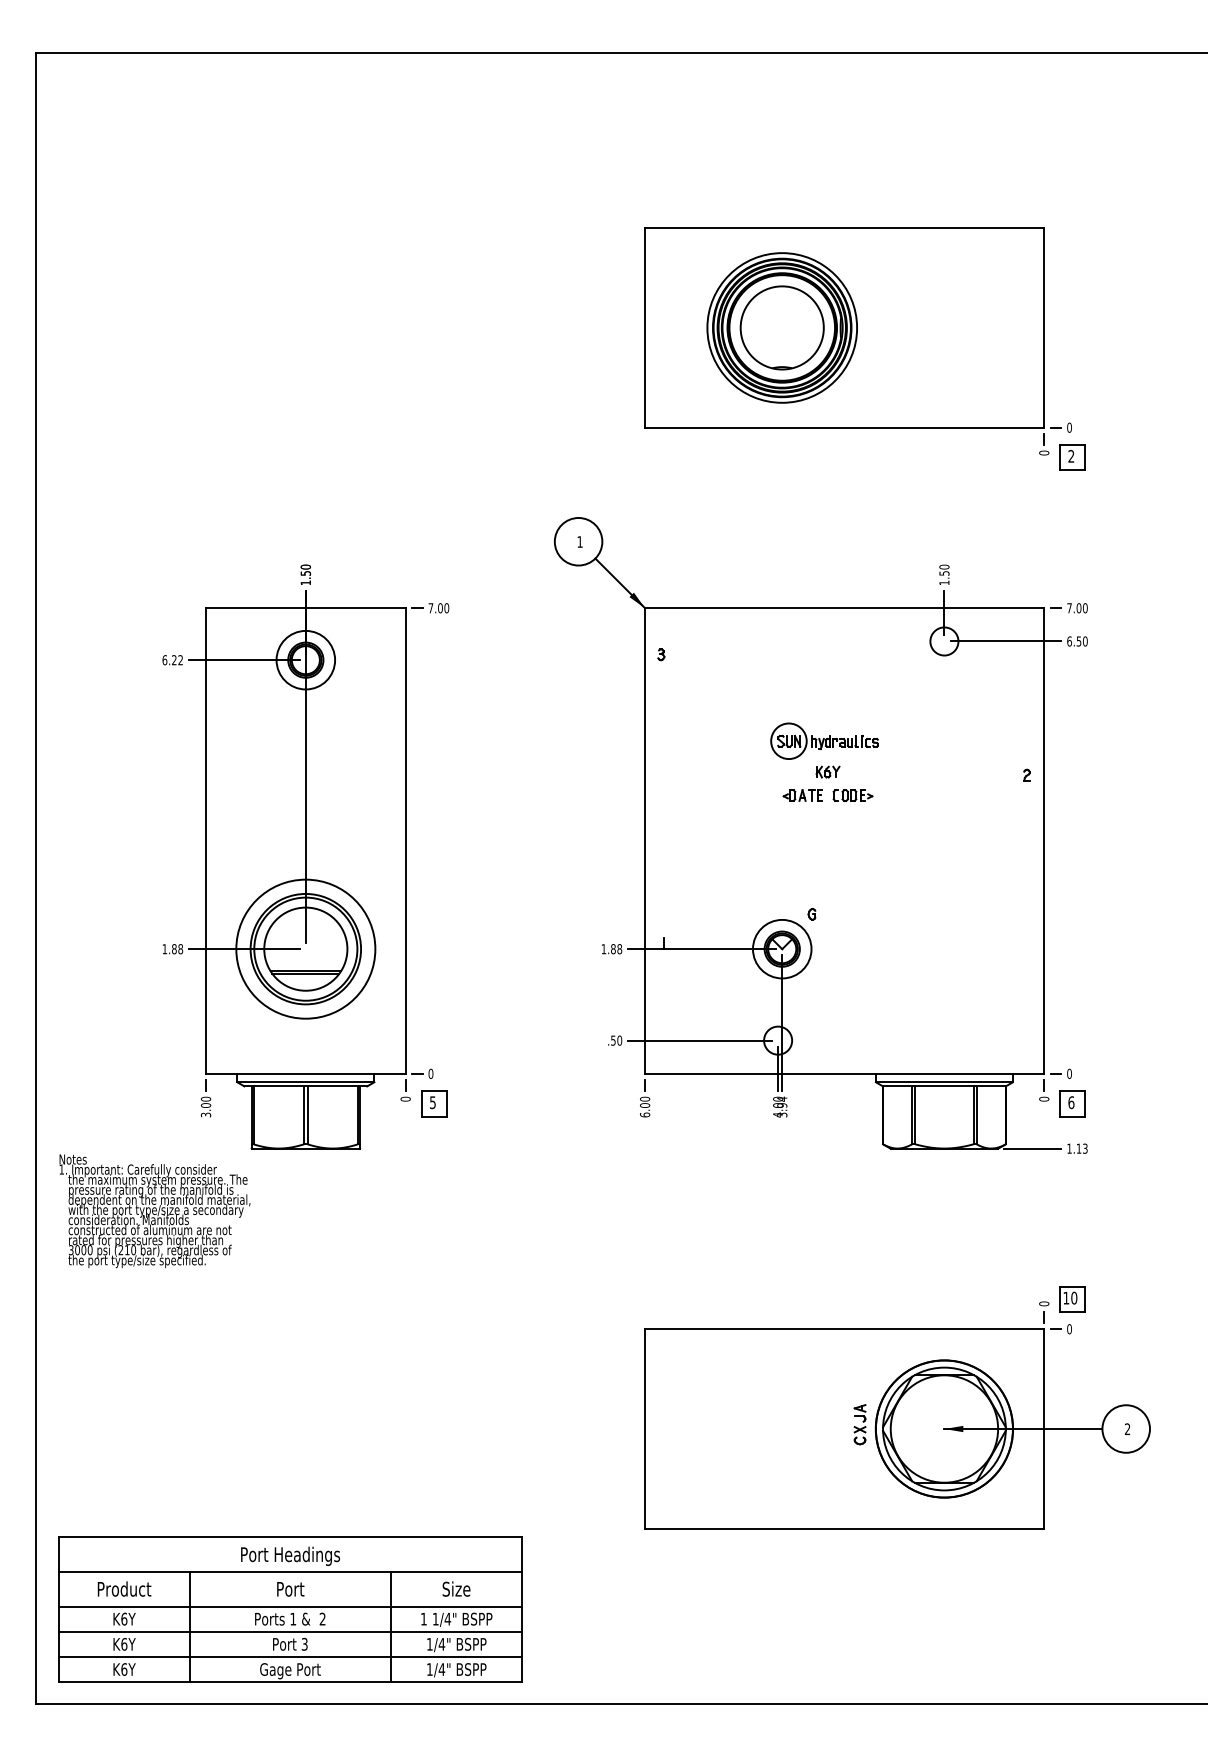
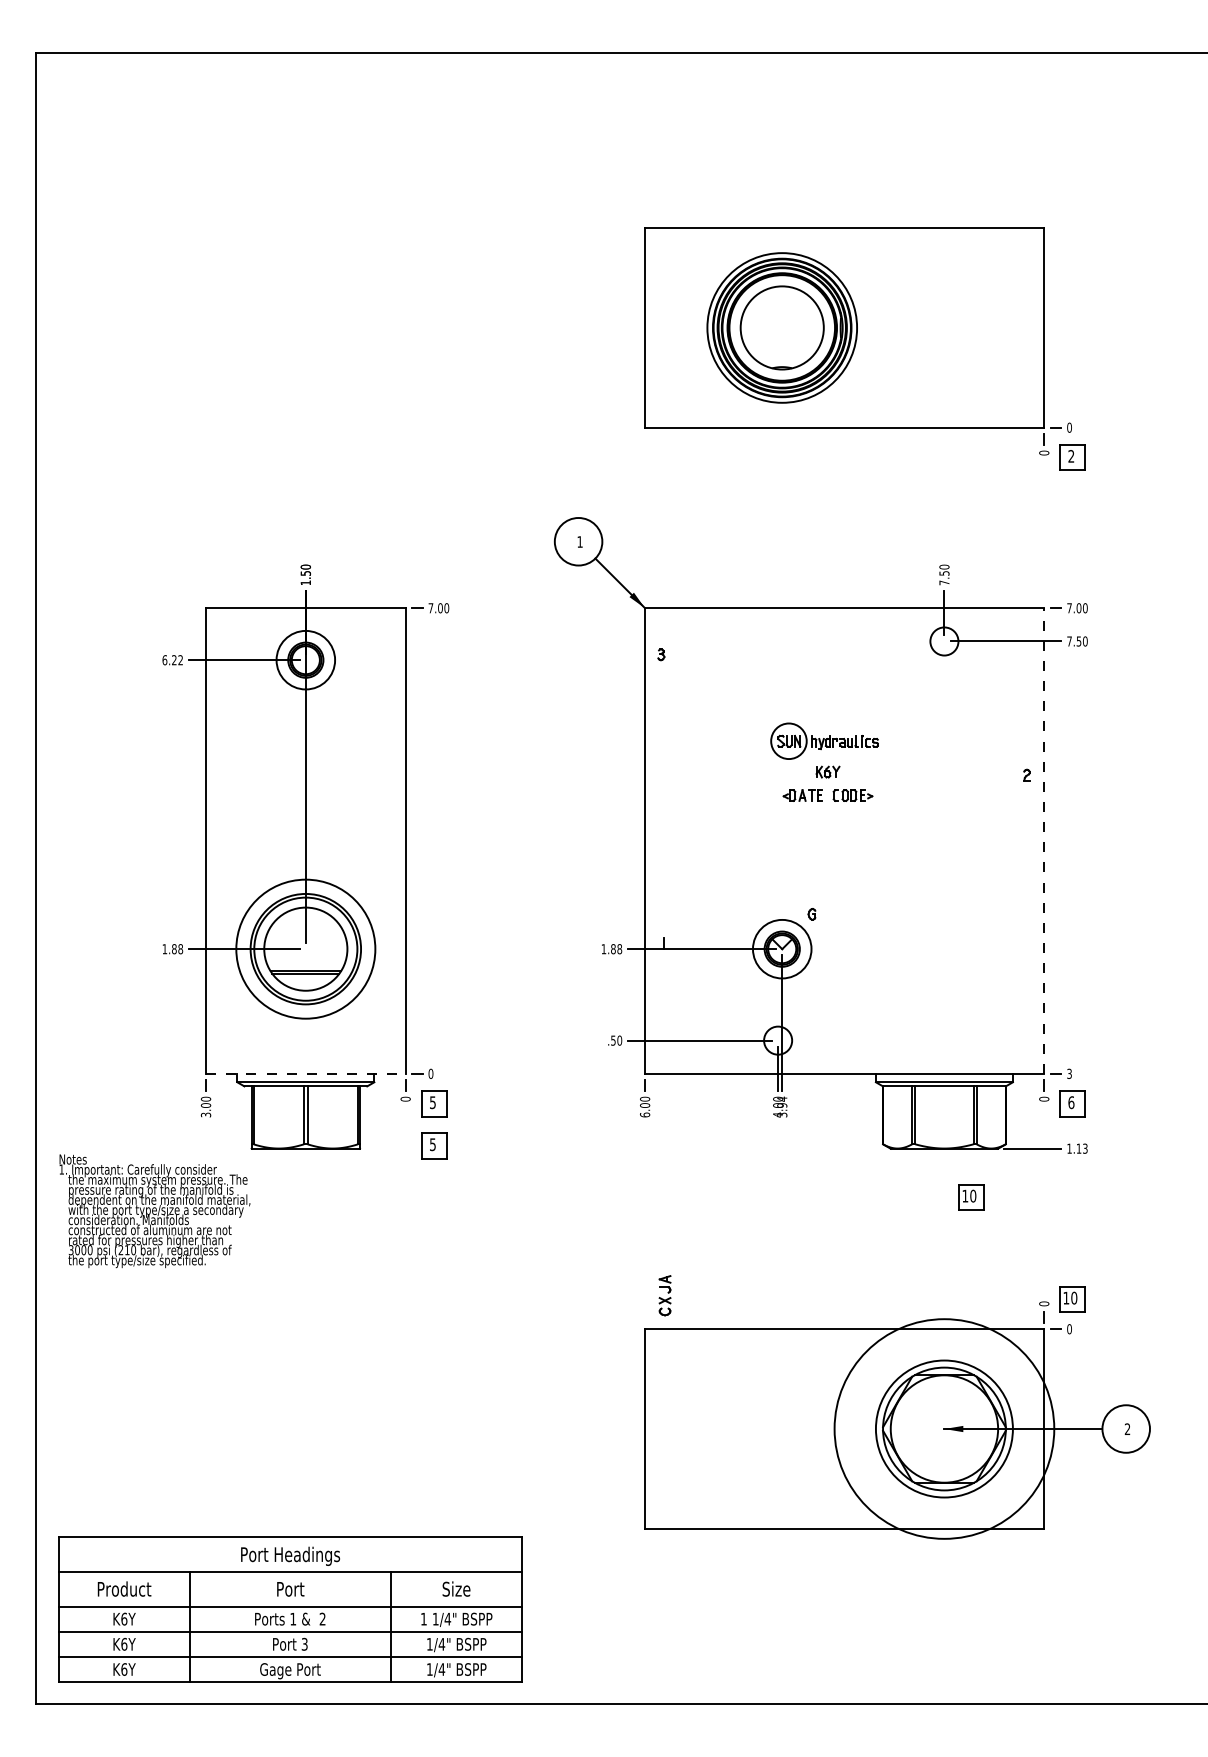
text: 1.50 -> 7.50 (944, 582)
text: 6.50 -> 7.50 (1069, 641)
line: solid -> dashed (1044, 841)
line: solid -> dashed (305, 1073)
text: 0 -> 3 (1069, 1073)
part: none -> present (434, 1145)
part: none -> present (971, 1197)
part position: (859, 1424) -> (664, 1295) (664, 1295)
circle diameter: 137 px -> 220 px (944, 1428)
